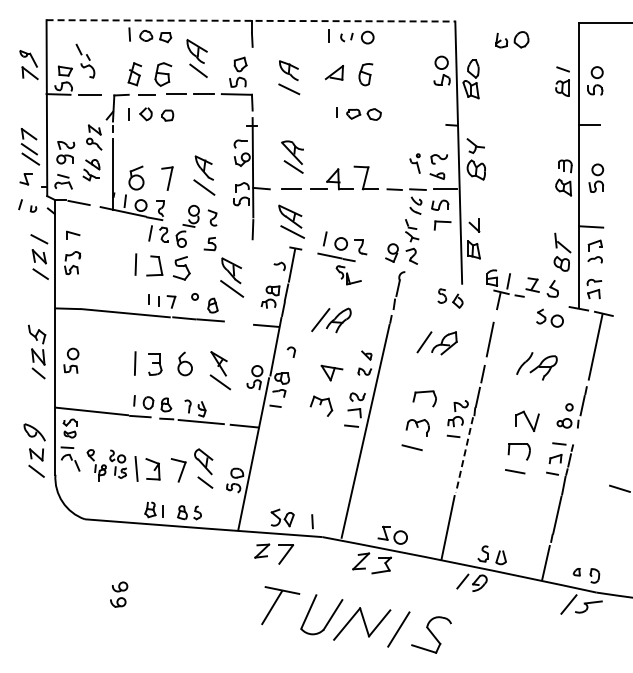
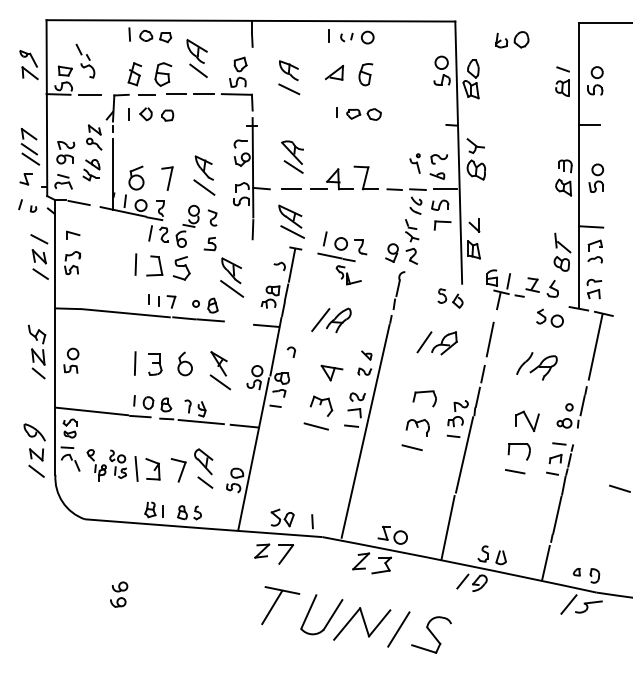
line: dashed -> solid (251, 20)
circle position: (194, 296) -> (195, 303) (195, 303)
line: none -> present (315, 426)
line: dashed -> solid (464, 454)
